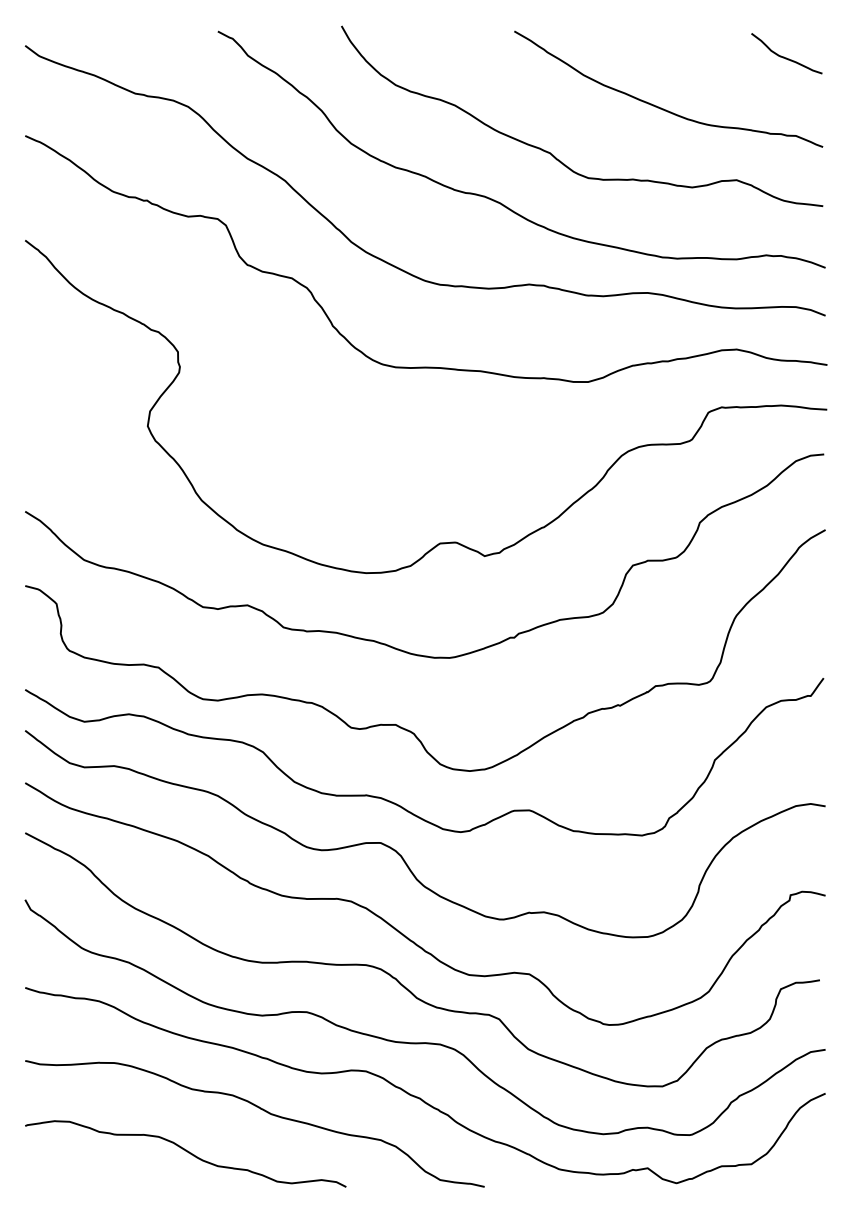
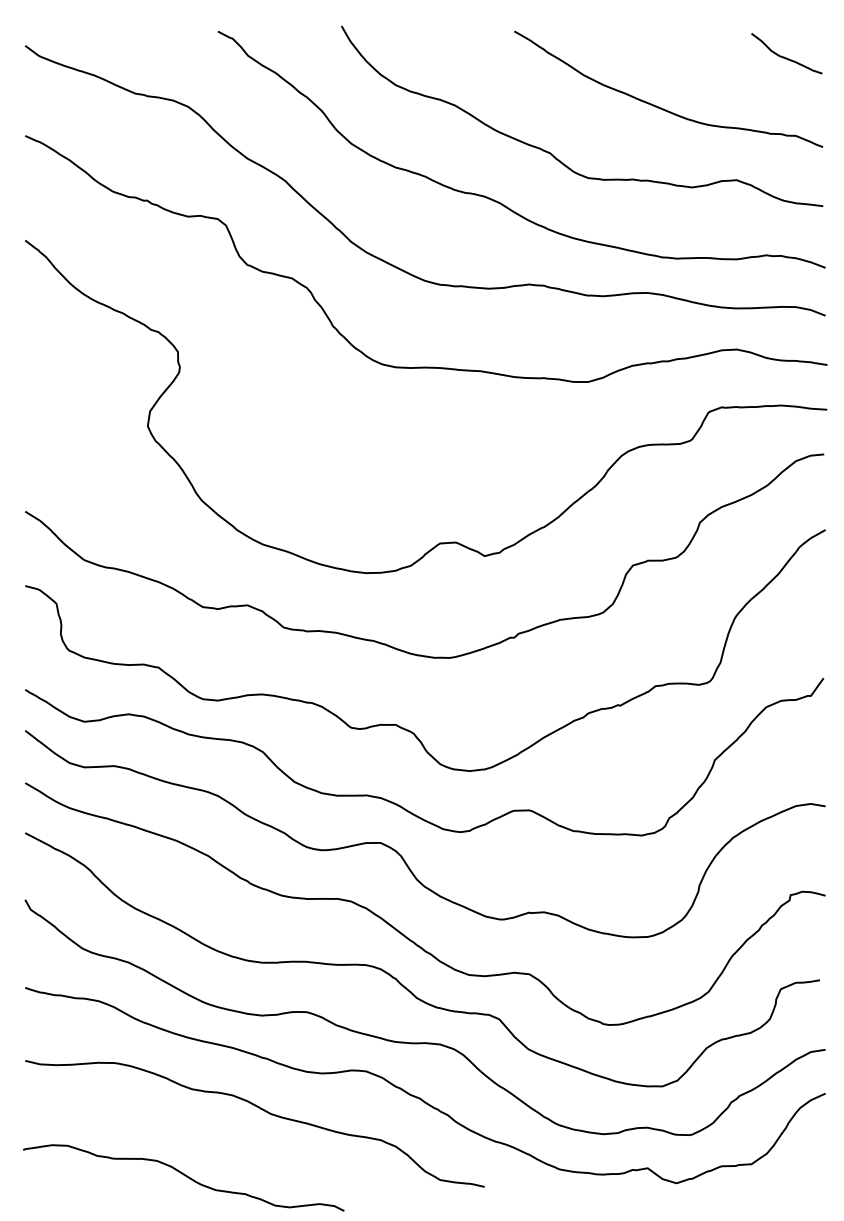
curve position: (185, 1151) -> (183, 1175) (183, 1175)
